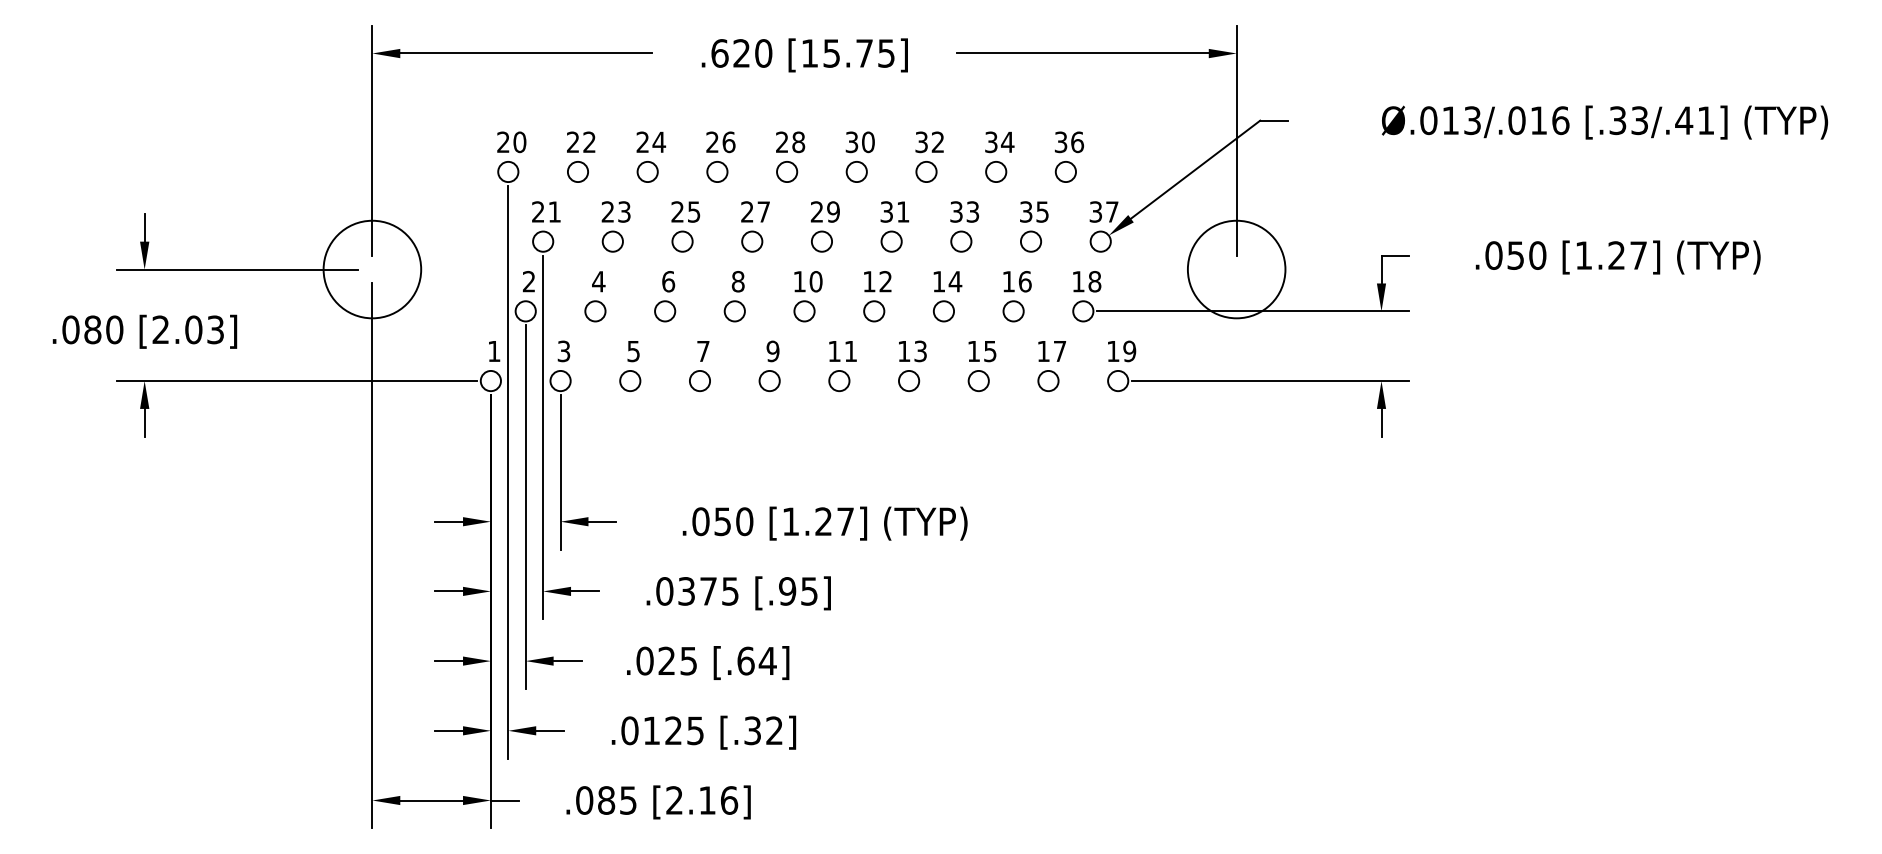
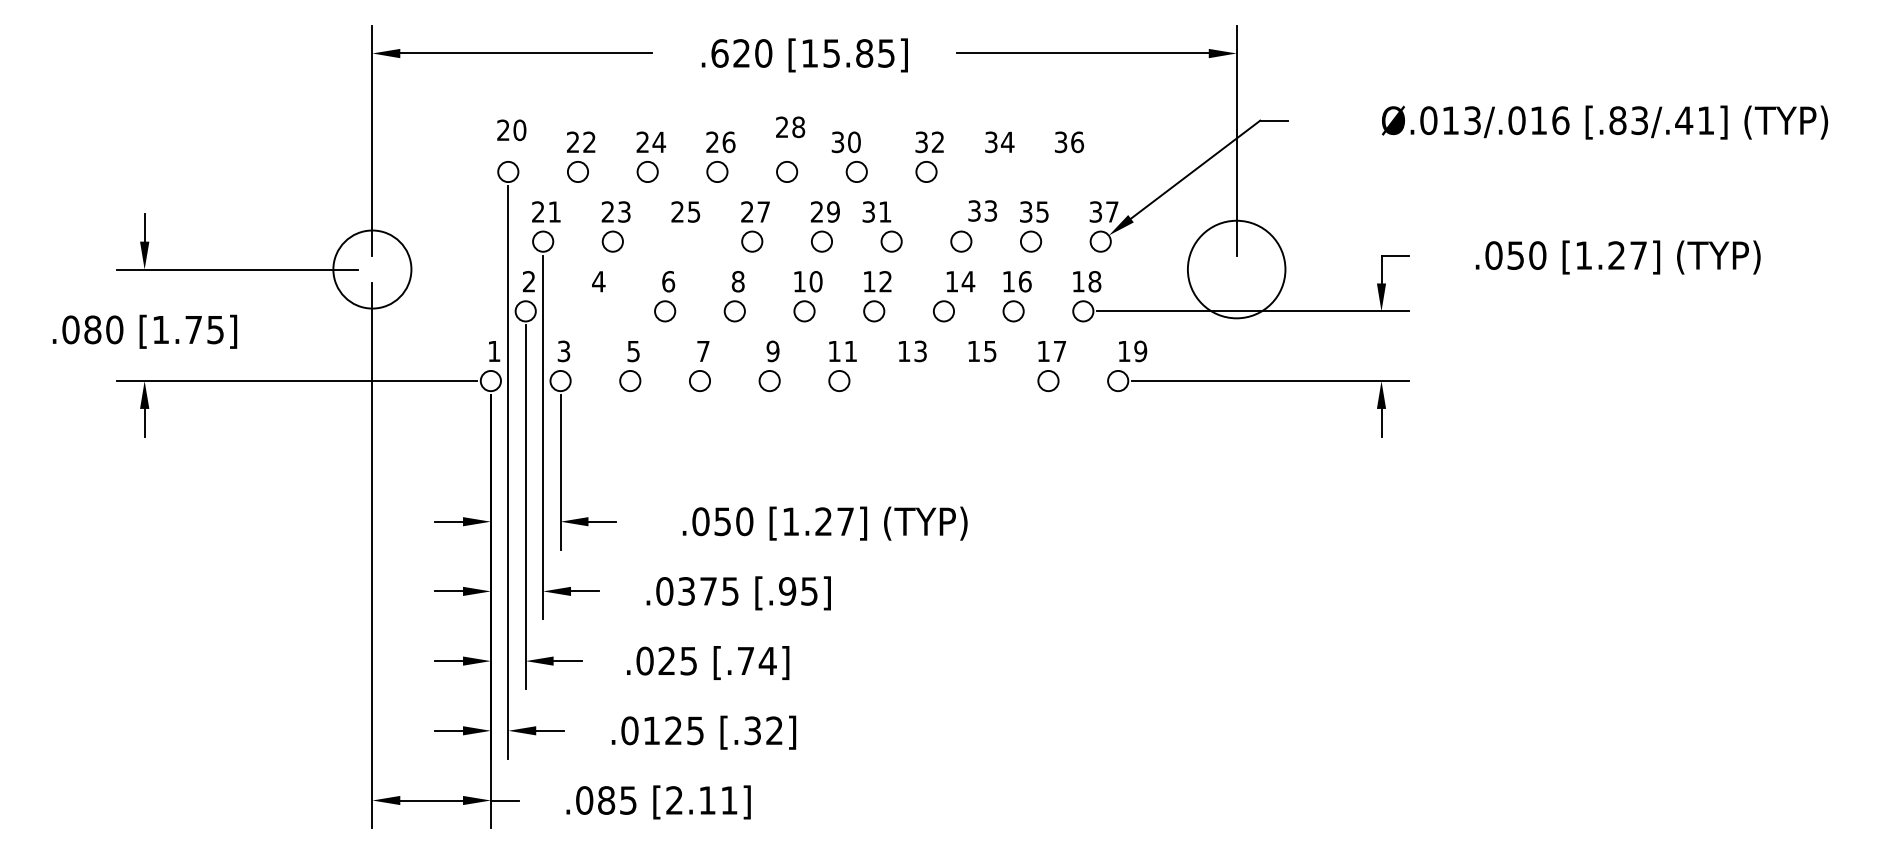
text: [15.75] -> [15.85] (864, 53)
text: [.33/.41] -> [.83/.41] (1617, 120)
text position: (511, 142) -> (511, 130) (511, 130)
text position: (790, 142) -> (790, 127) (790, 127)
text position: (859, 142) -> (845, 142) (845, 142)
circle: present -> none (996, 171)
circle: present -> none (1065, 171)
text position: (894, 211) -> (876, 211) (876, 211)
text position: (964, 211) -> (982, 210) (982, 210)
circle: present -> none (682, 241)
circle diameter: 98 px -> 78 px (372, 269)
text position: (947, 281) -> (960, 281) (960, 281)
circle: present -> none (595, 311)
text: [2.03] -> [1.75] (187, 329)
text position: (1122, 351) -> (1133, 351) (1133, 351)
circle: present -> none (909, 380)
circle: present -> none (978, 381)
text: [.64] -> [.74] (745, 660)
text: [2.16] -> [2.11] (729, 800)
